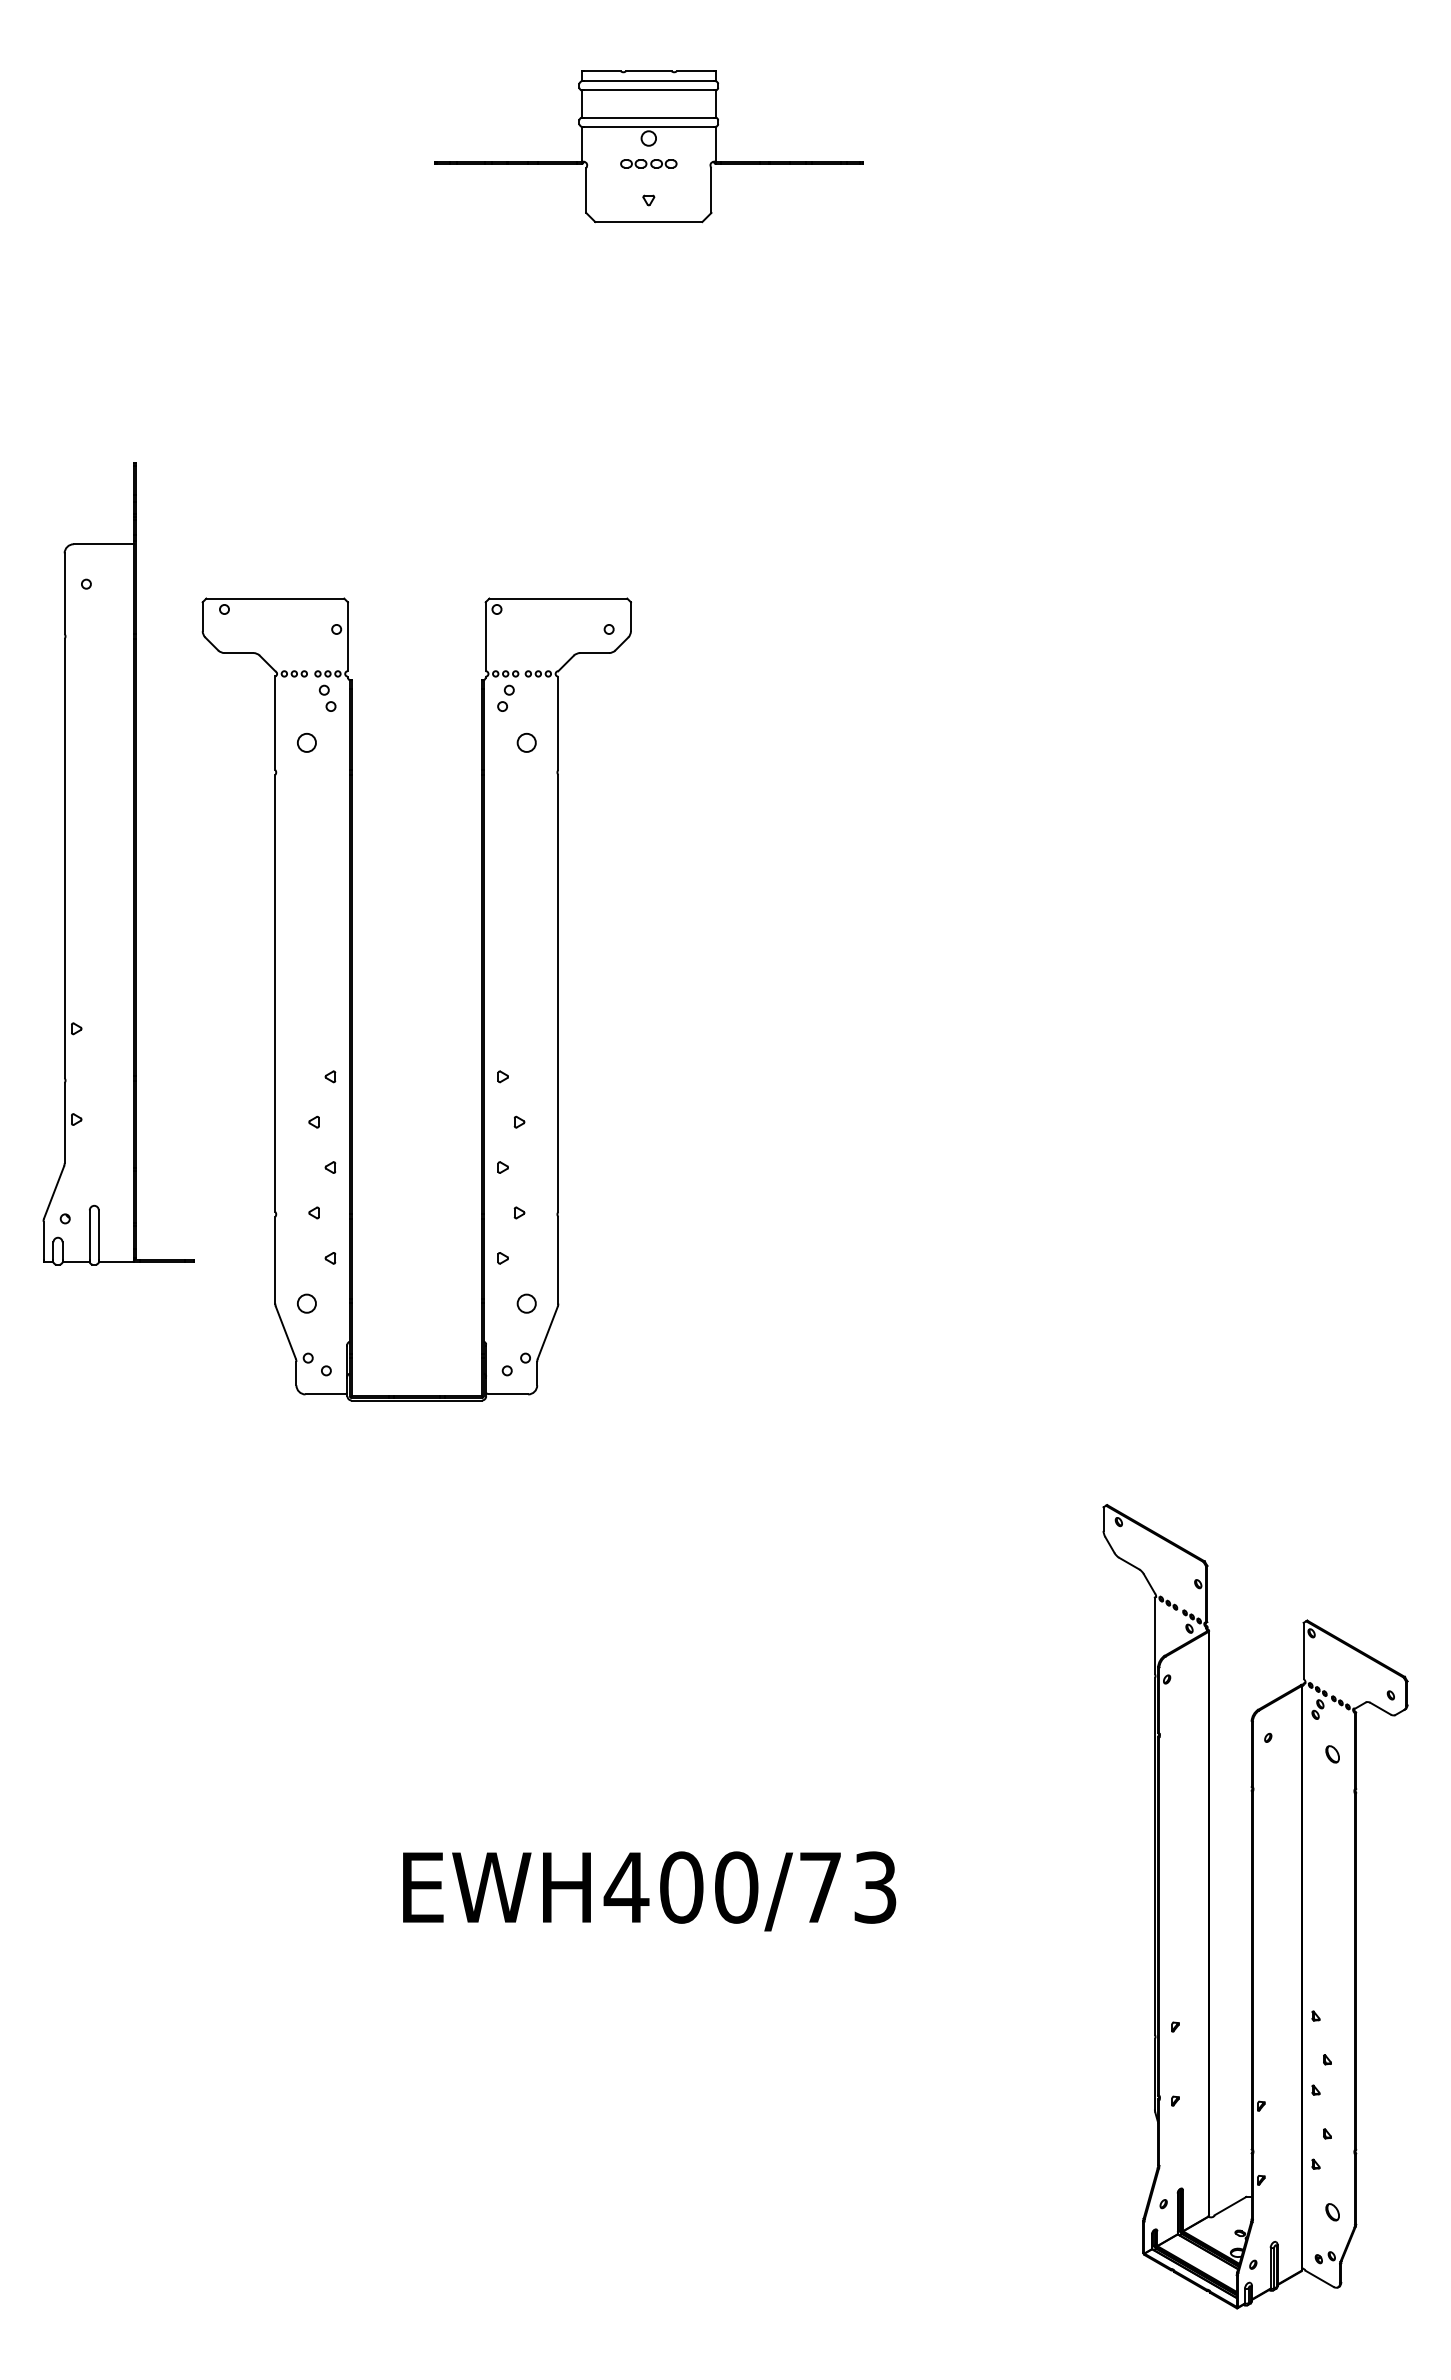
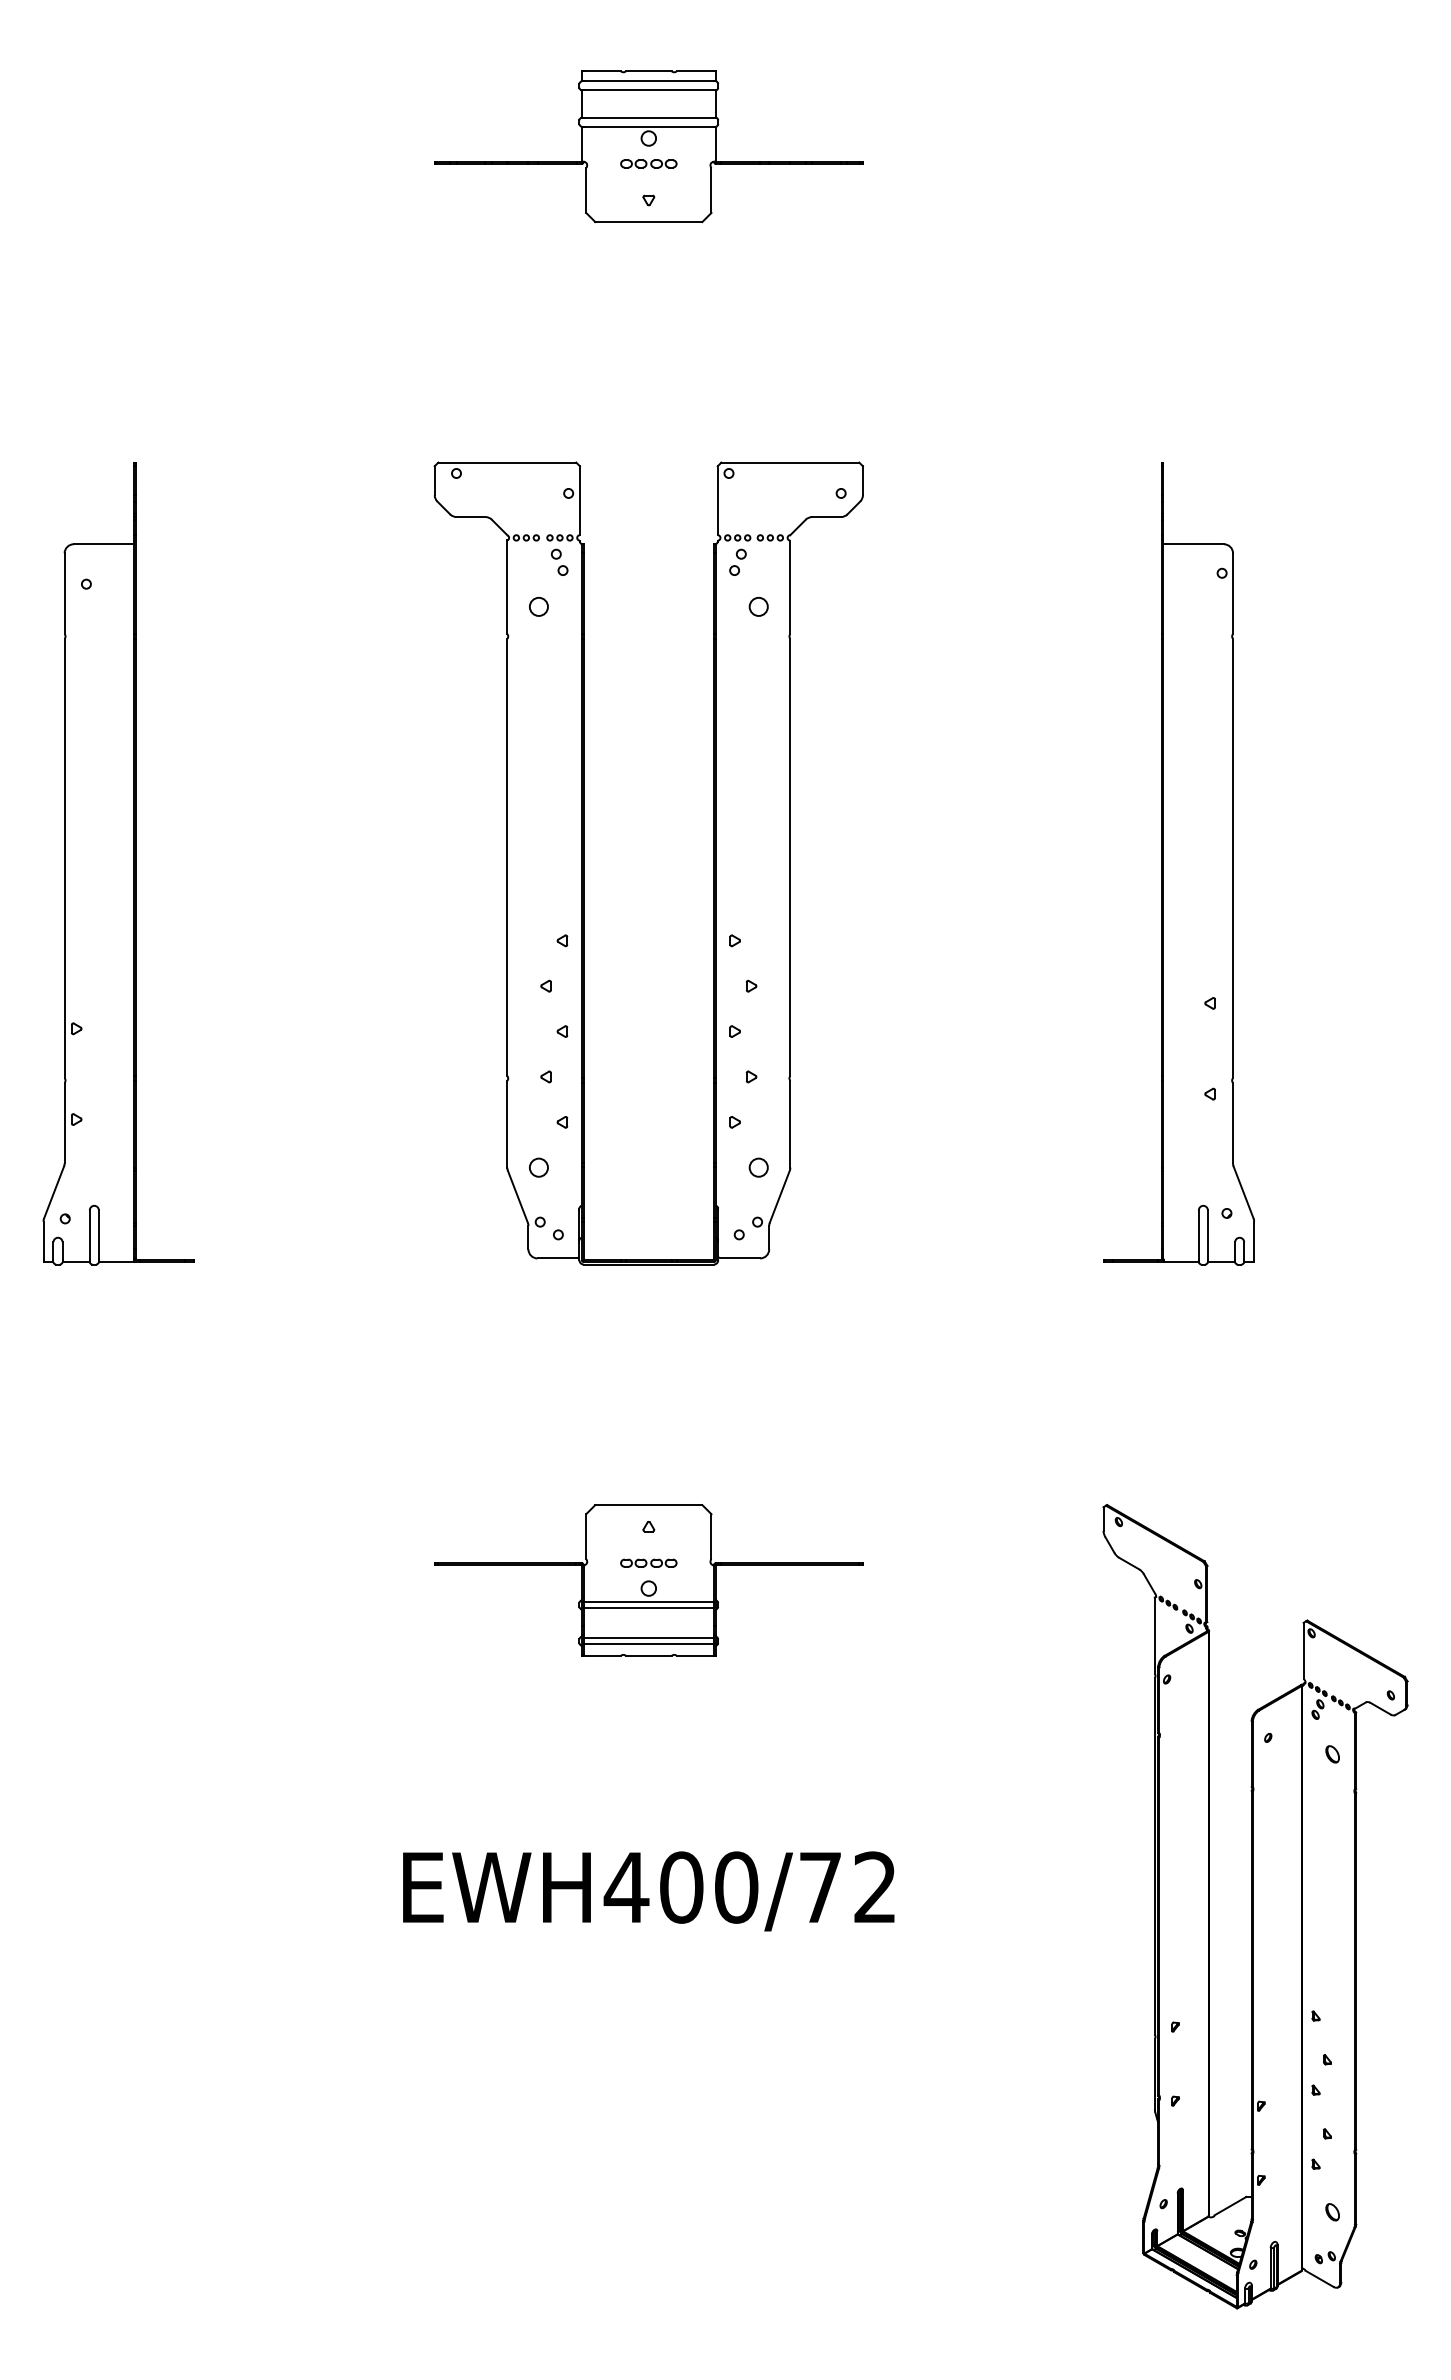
part: none -> present (1178, 863)
part position: (352, 999) -> (584, 863) (584, 863)
part: none -> present (648, 1580)
text: EWH400/73 -> EWH400/72 (875, 1887)
